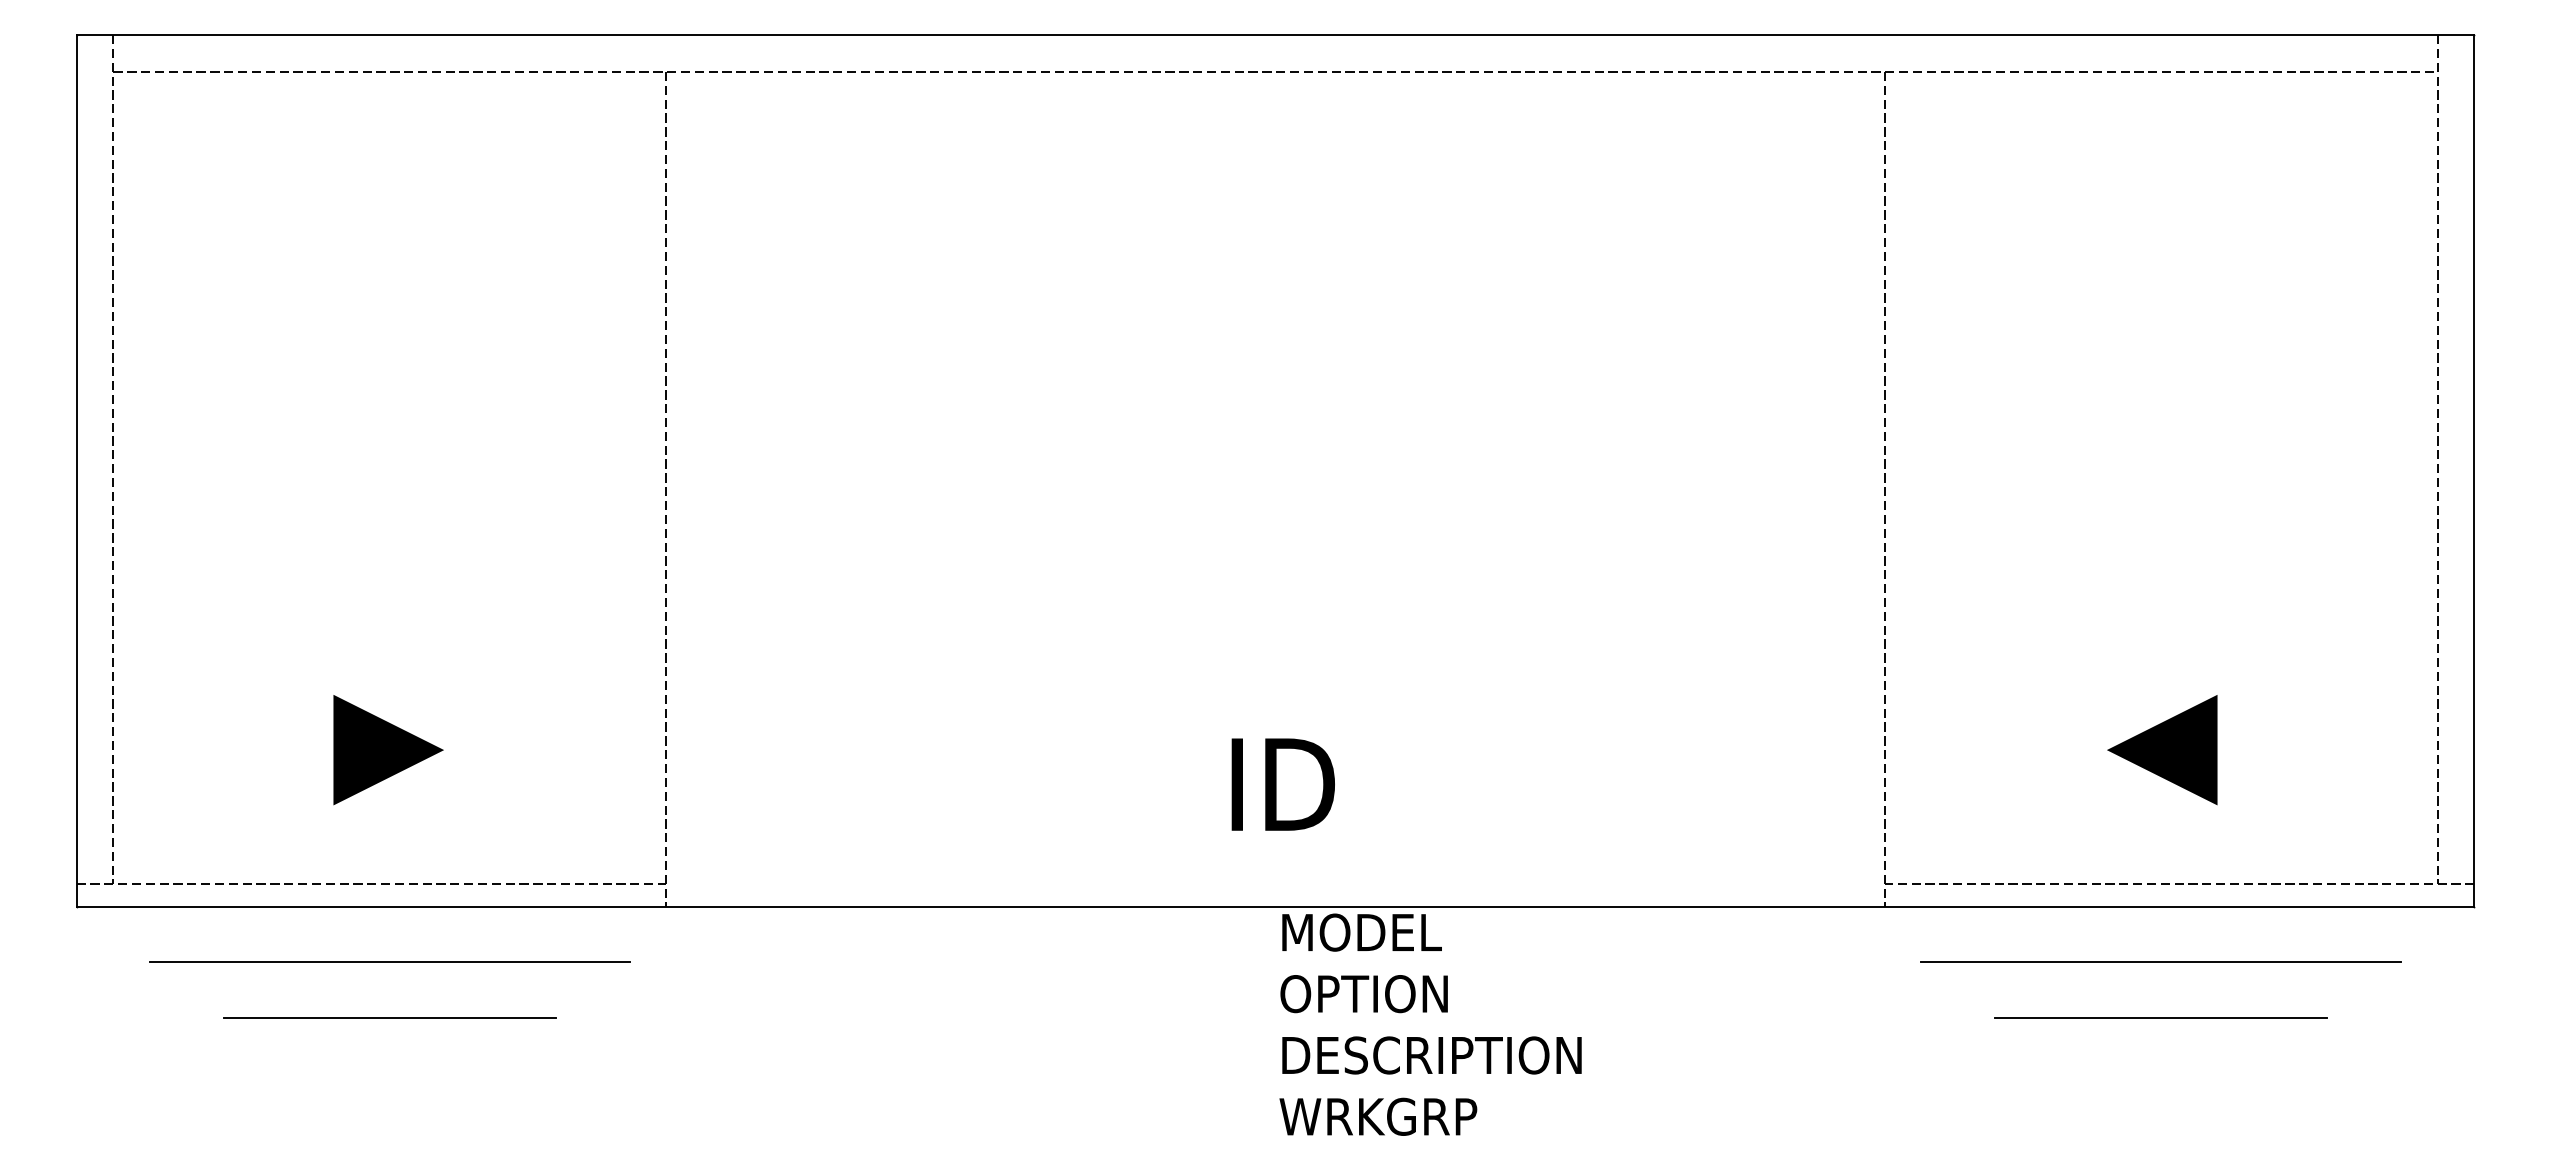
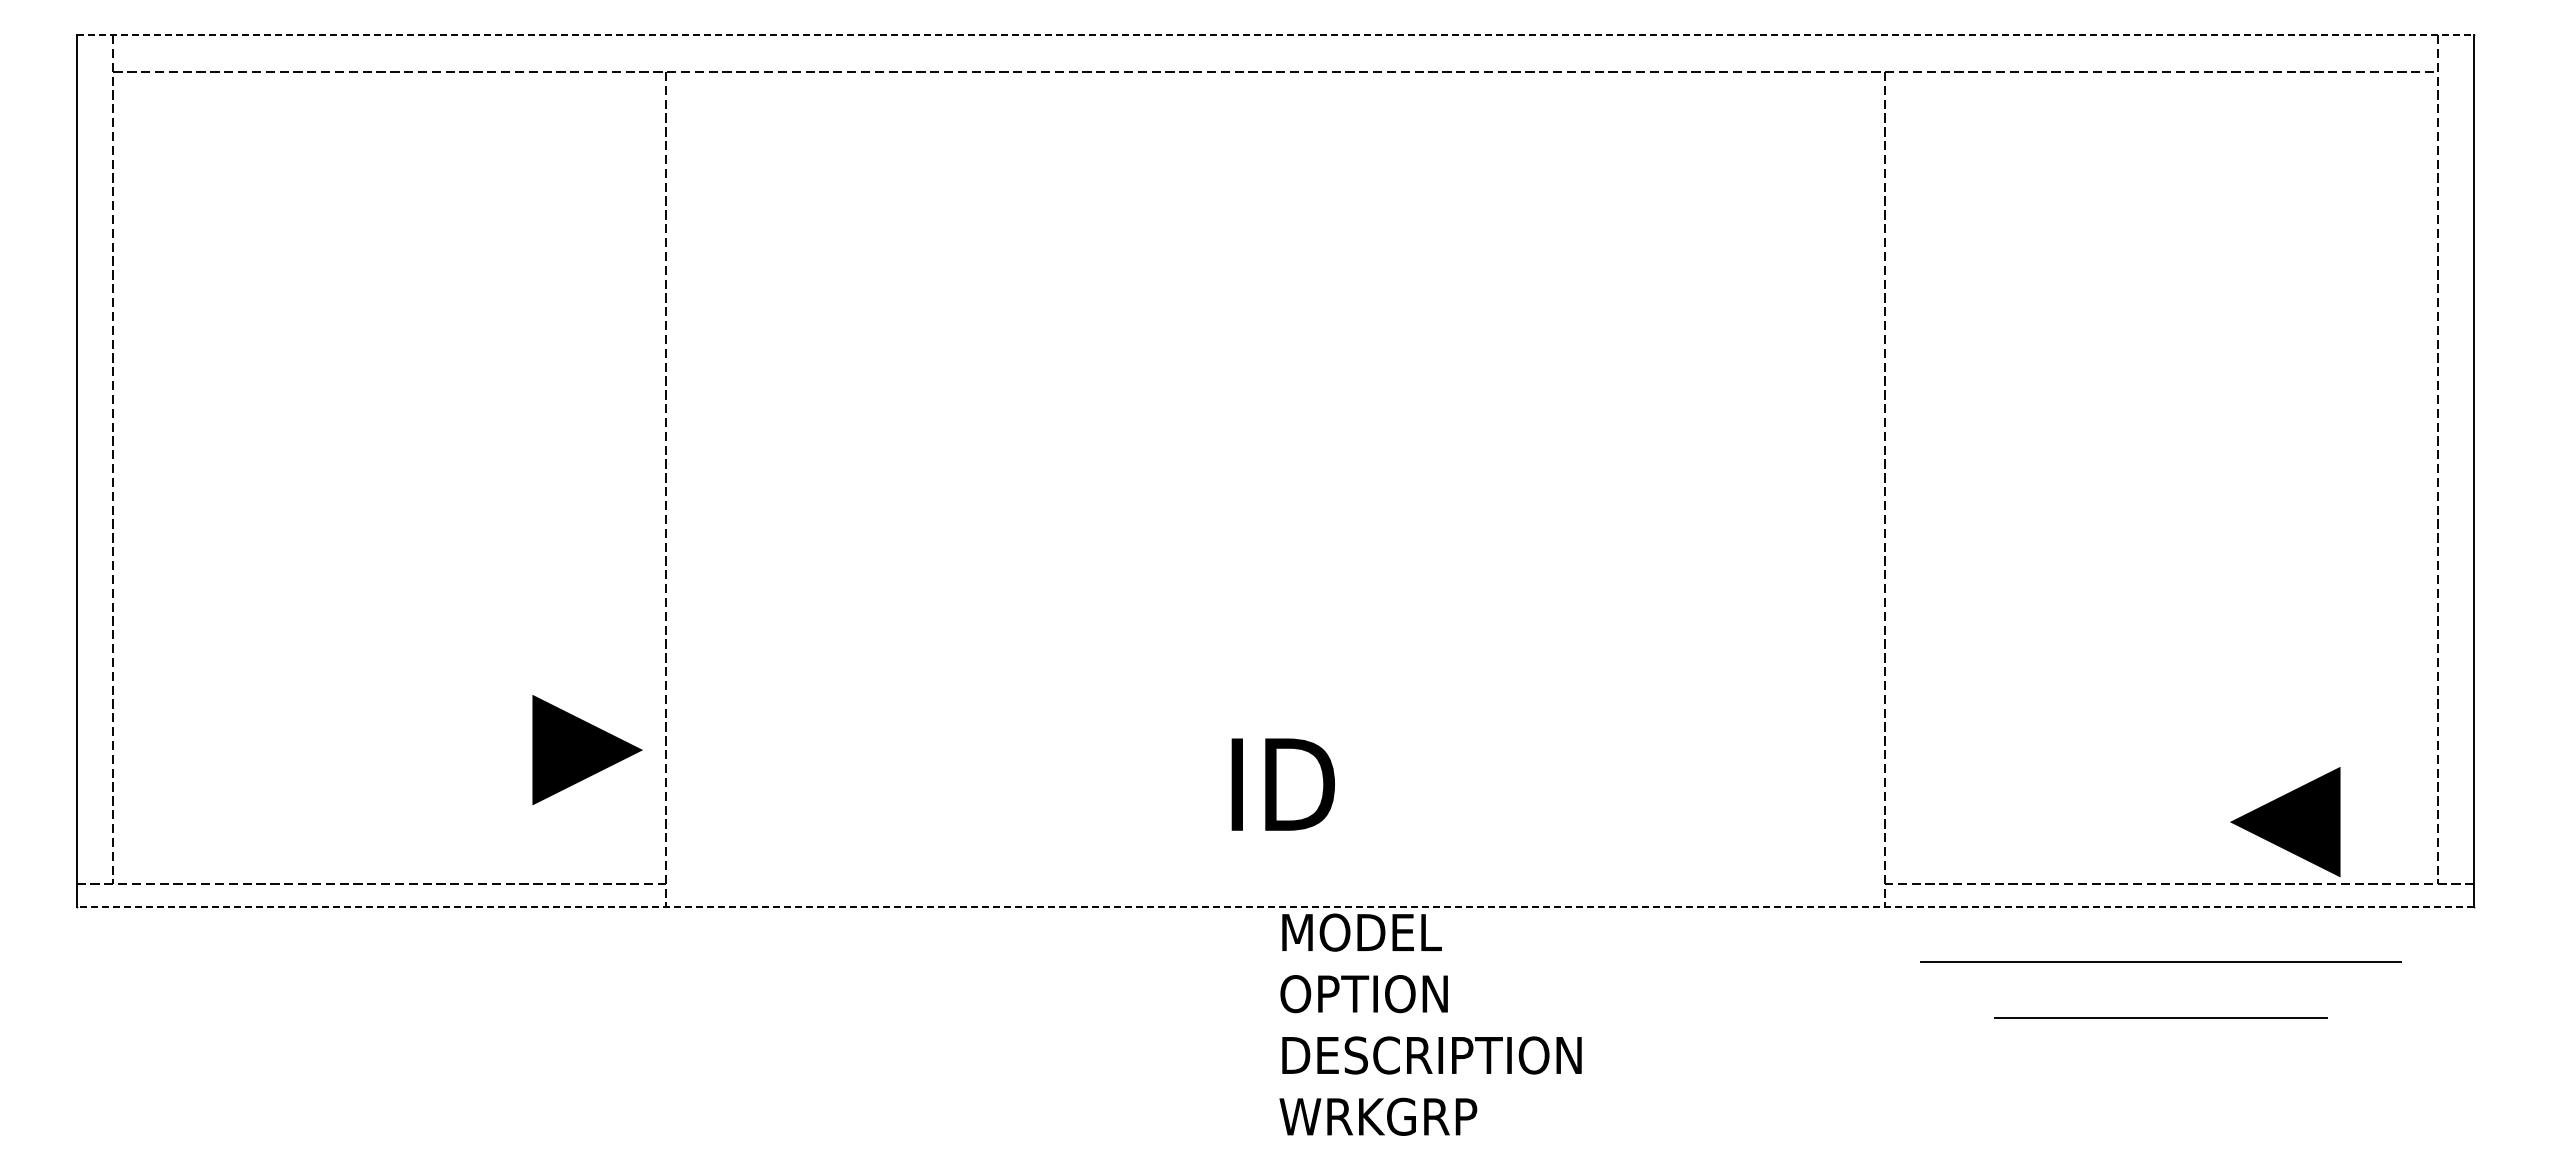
line: solid -> dashed (1275, 35)
line position: (388, 750) -> (587, 750) (587, 750)
line position: (2162, 750) -> (2285, 822) (2285, 822)
line: solid -> dashed (1275, 906)
line: present -> none (389, 962)
line: present -> none (389, 1017)
